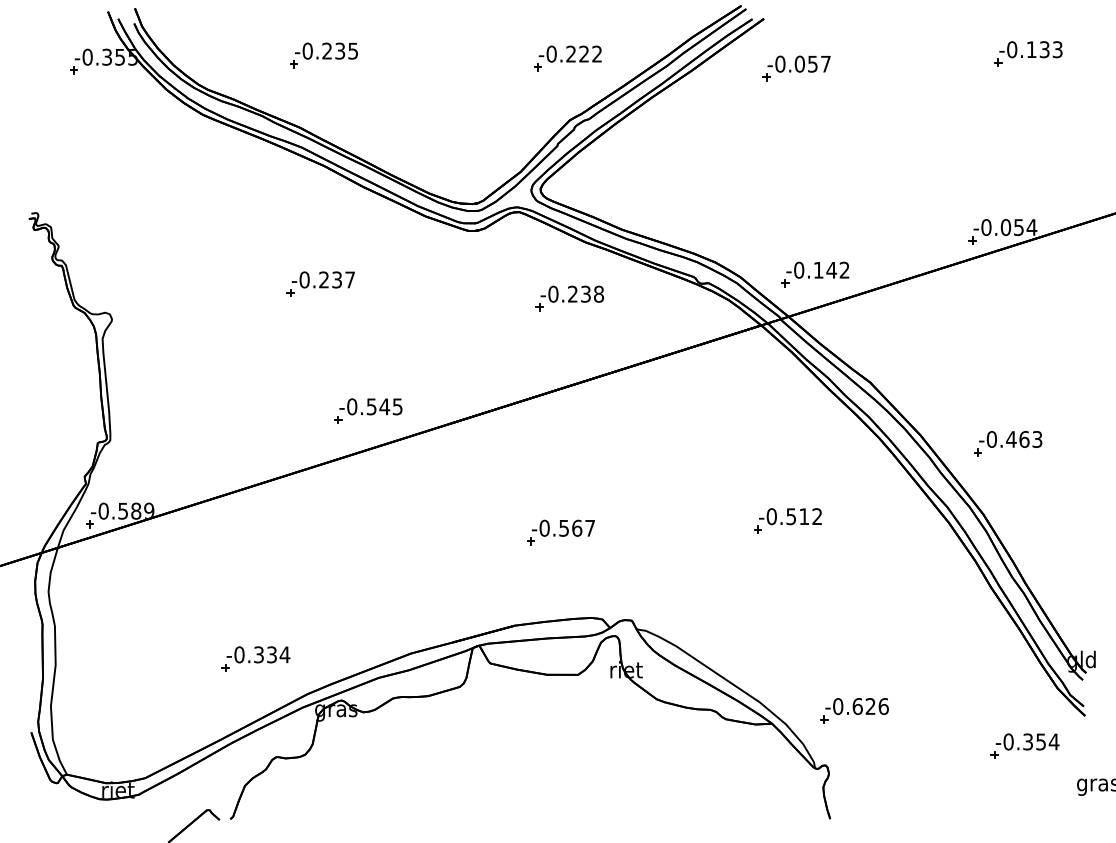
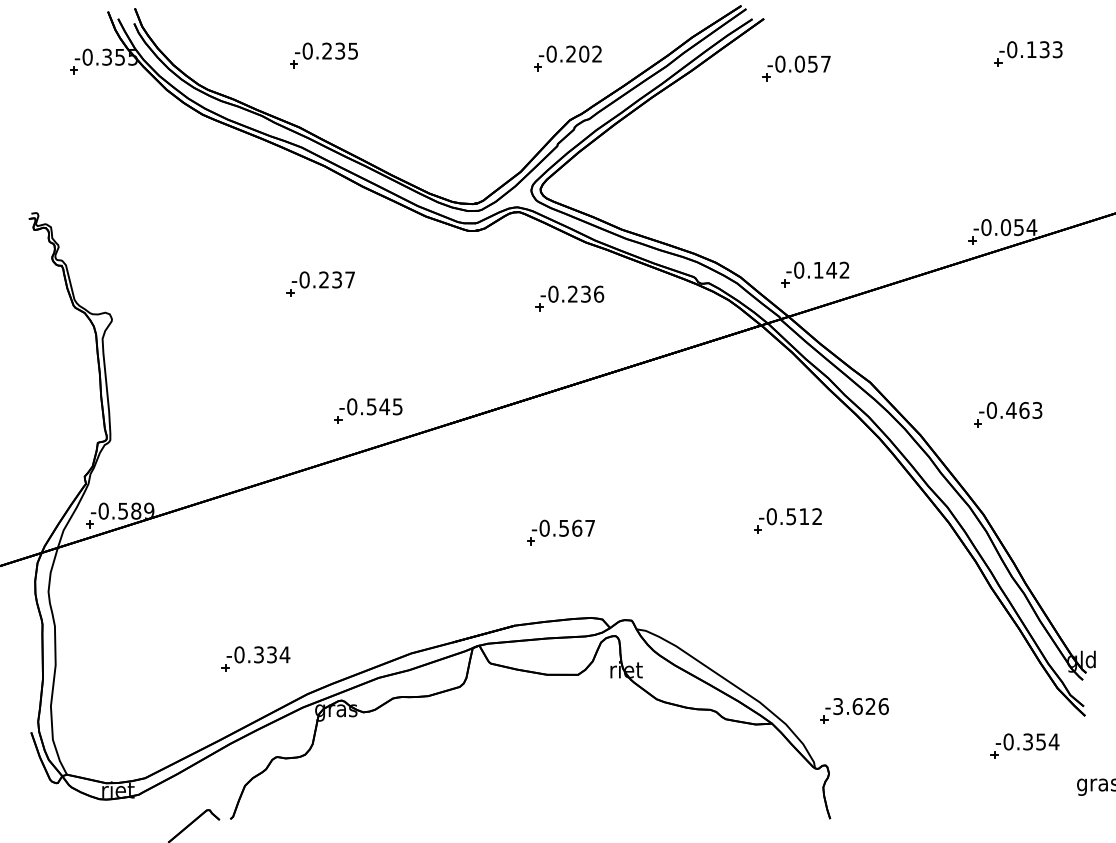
text: -0.222 -> -0.202 (584, 53)
text: -0.238 -> -0.236 (599, 293)
part position: (1008, 443) -> (1008, 414) (1008, 414)
text: -0.626 -> -3.626 (838, 706)
